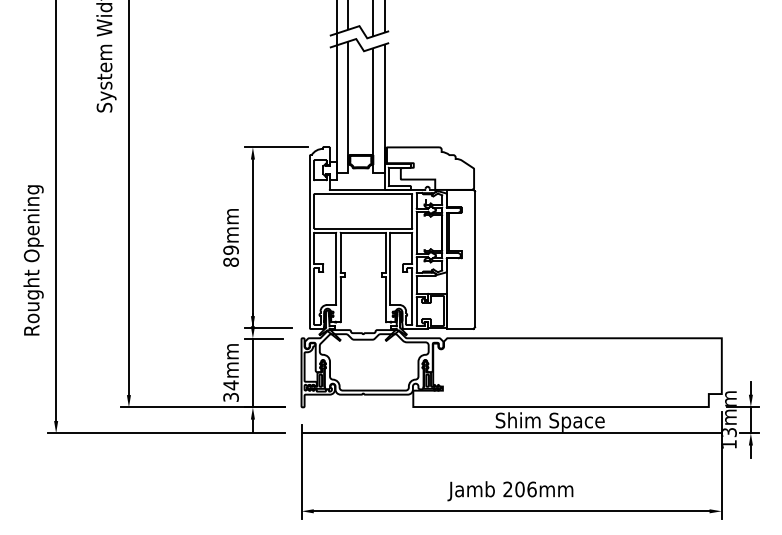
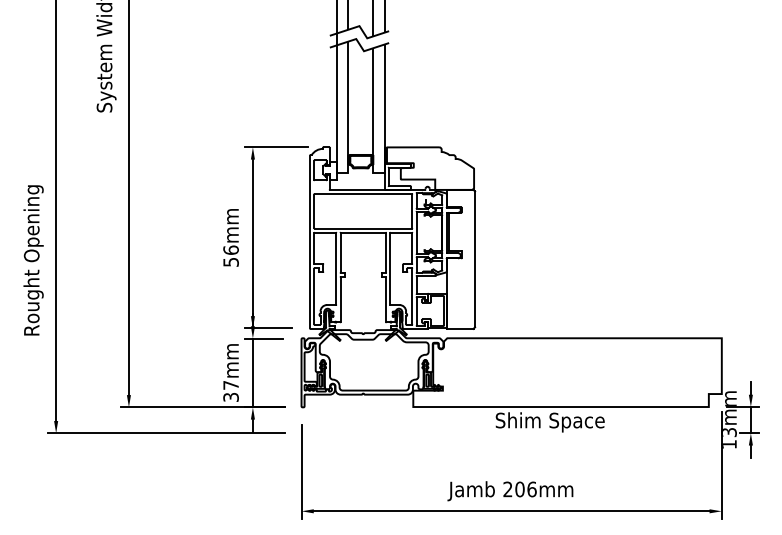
text: 89mm -> 56mm (230, 255)
text: 34mm -> 37mm (230, 385)
line: present -> none (512, 433)
